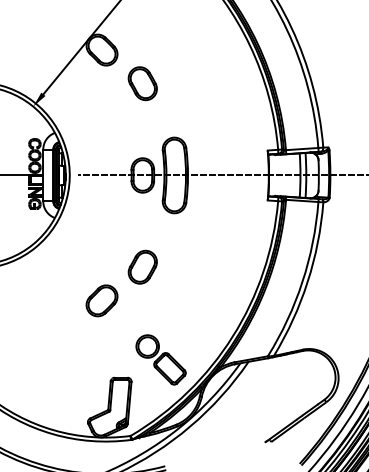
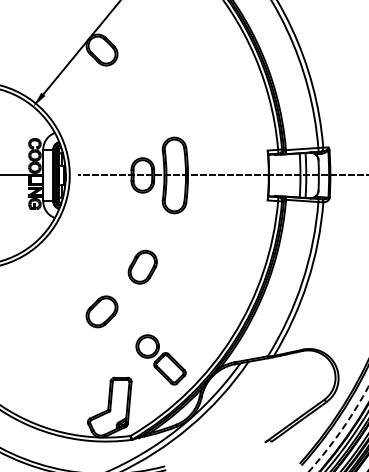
part: present -> none (142, 83)
part position: (101, 300) -> (101, 311) (101, 311)
arc: solid -> dashed (341, 429)
